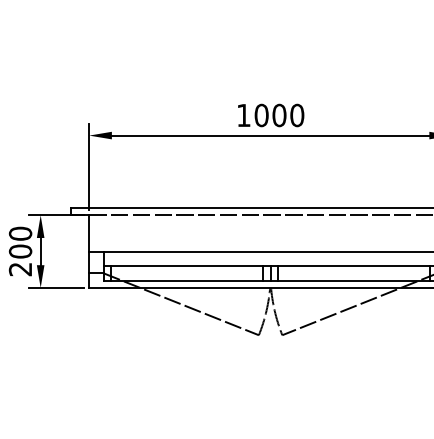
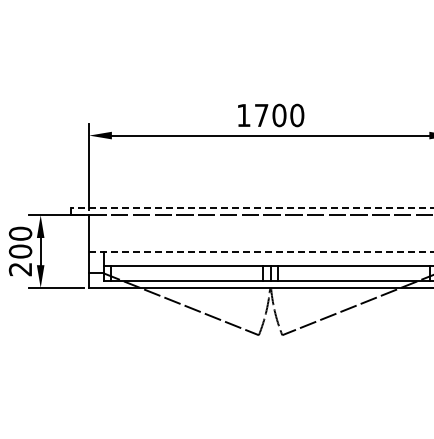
text: 1000 -> 1700 (261, 115)
line: solid -> dashed (251, 208)
line: solid -> dashed (261, 251)
